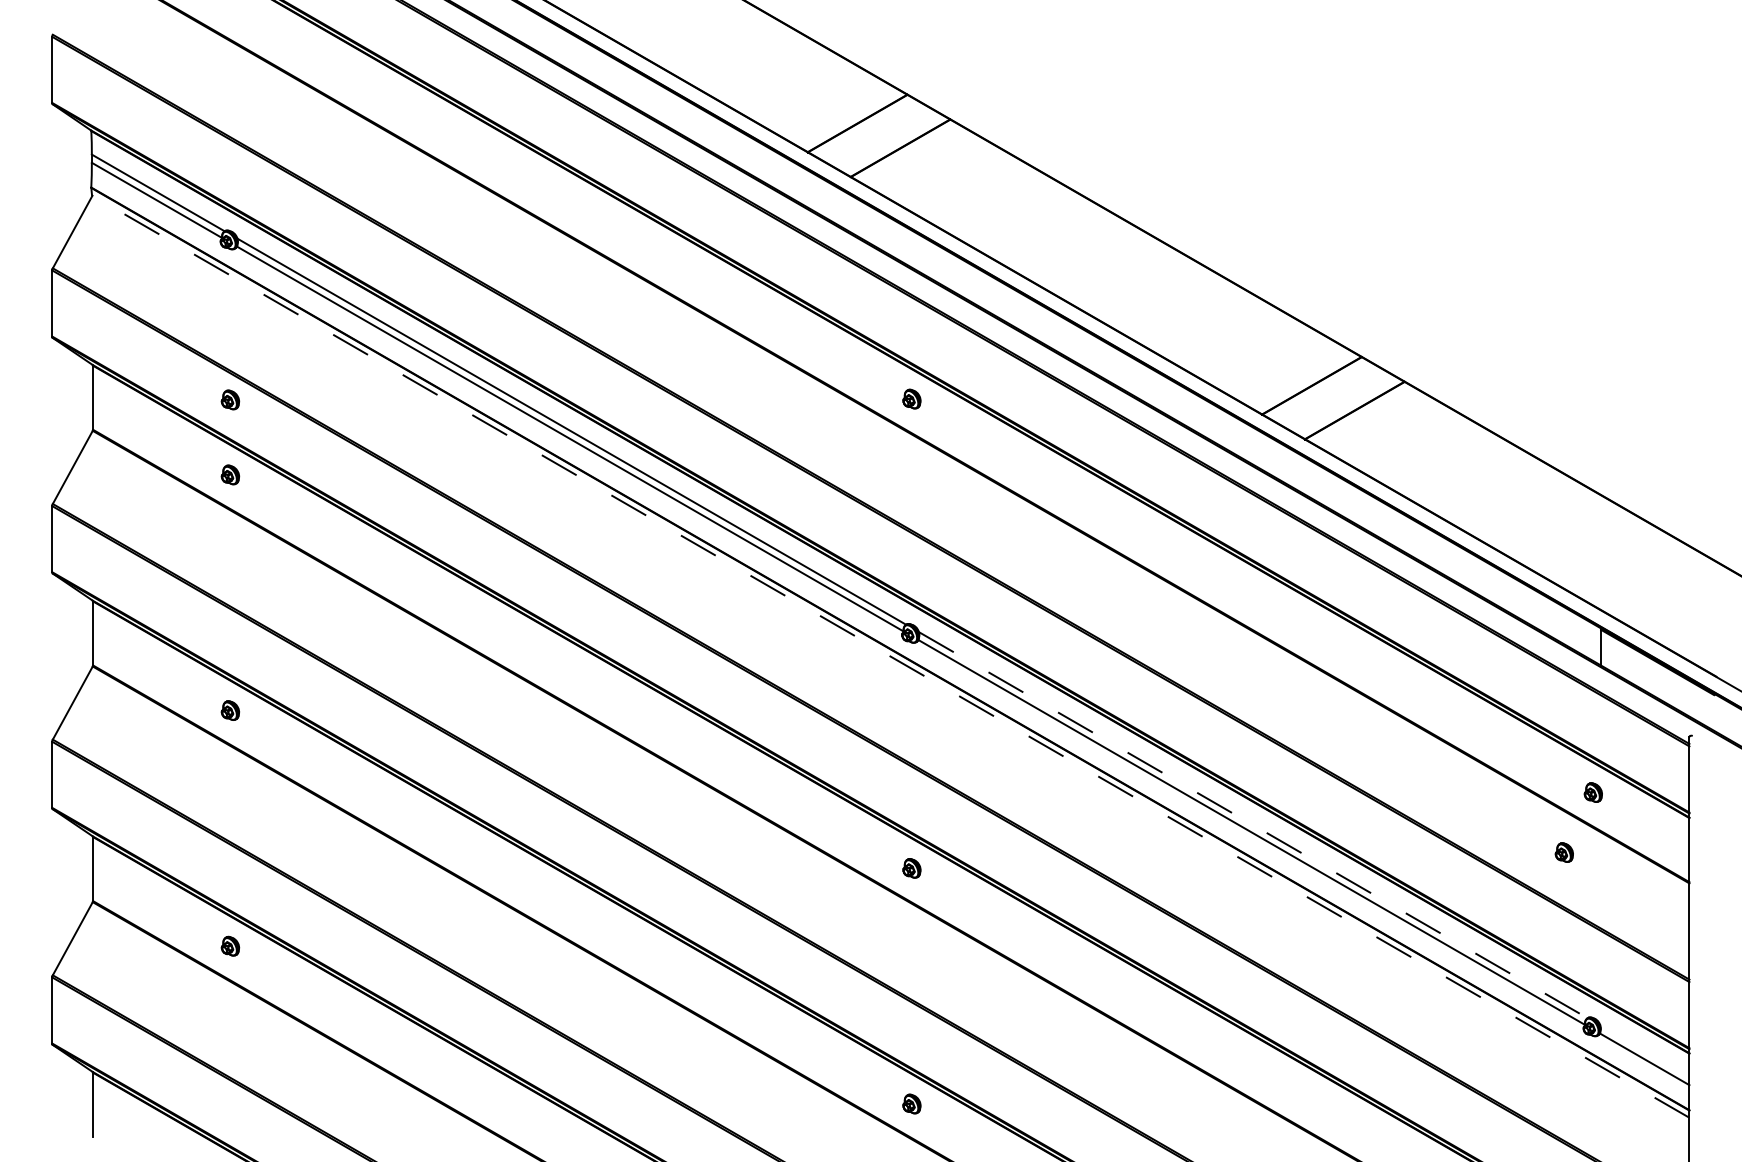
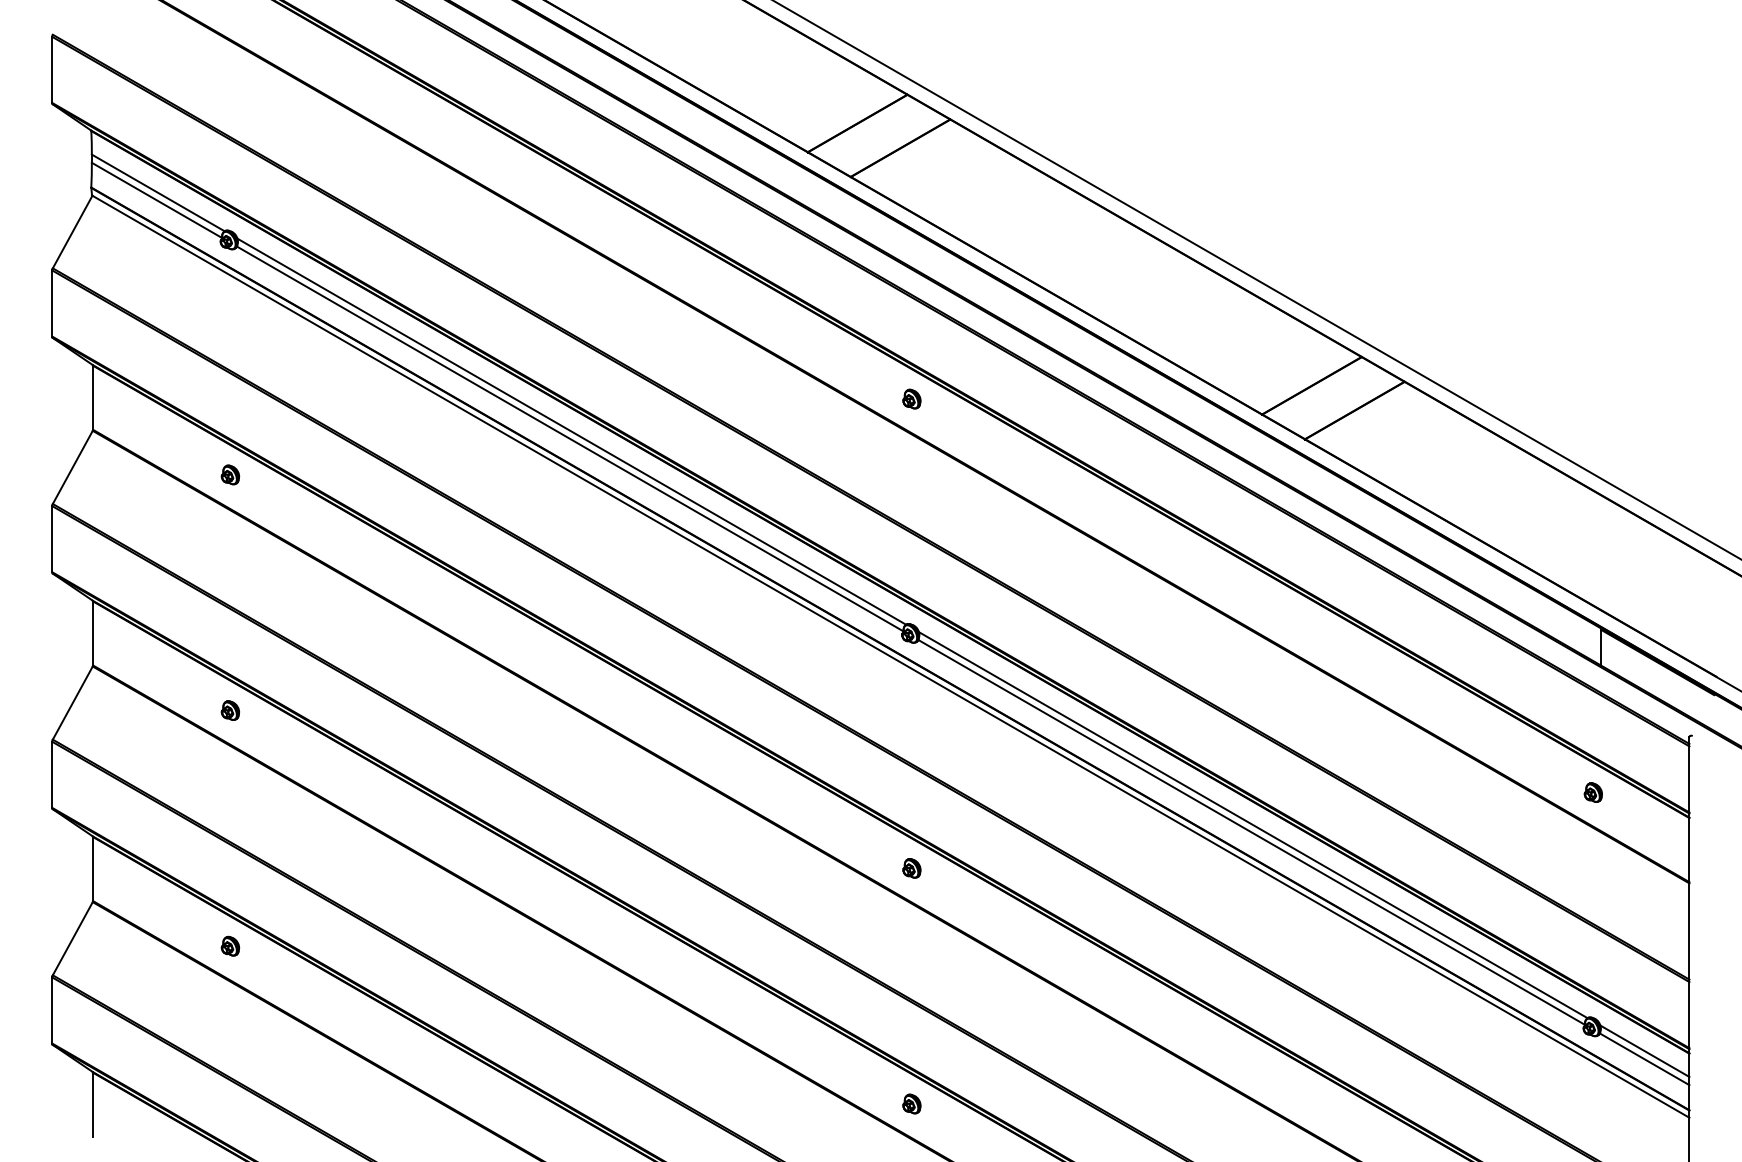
line: none -> present (1256, 279)
part: present -> none (230, 399)
line: dashed -> solid (890, 656)
line: dashed -> solid (1253, 825)
part: present -> none (1563, 852)
line: none -> present (1644, 1050)
